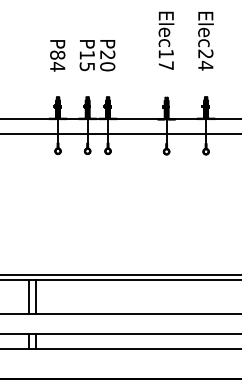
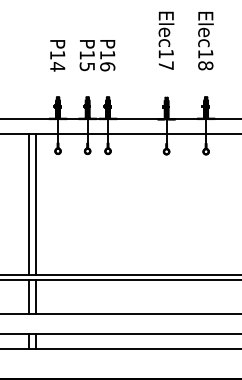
text: P84 -> P14 (57, 54)
text: Elec24 -> Elec18 (205, 59)
text: P20 -> P16 (107, 60)
line: none -> present (28, 204)
line: none -> present (36, 204)
